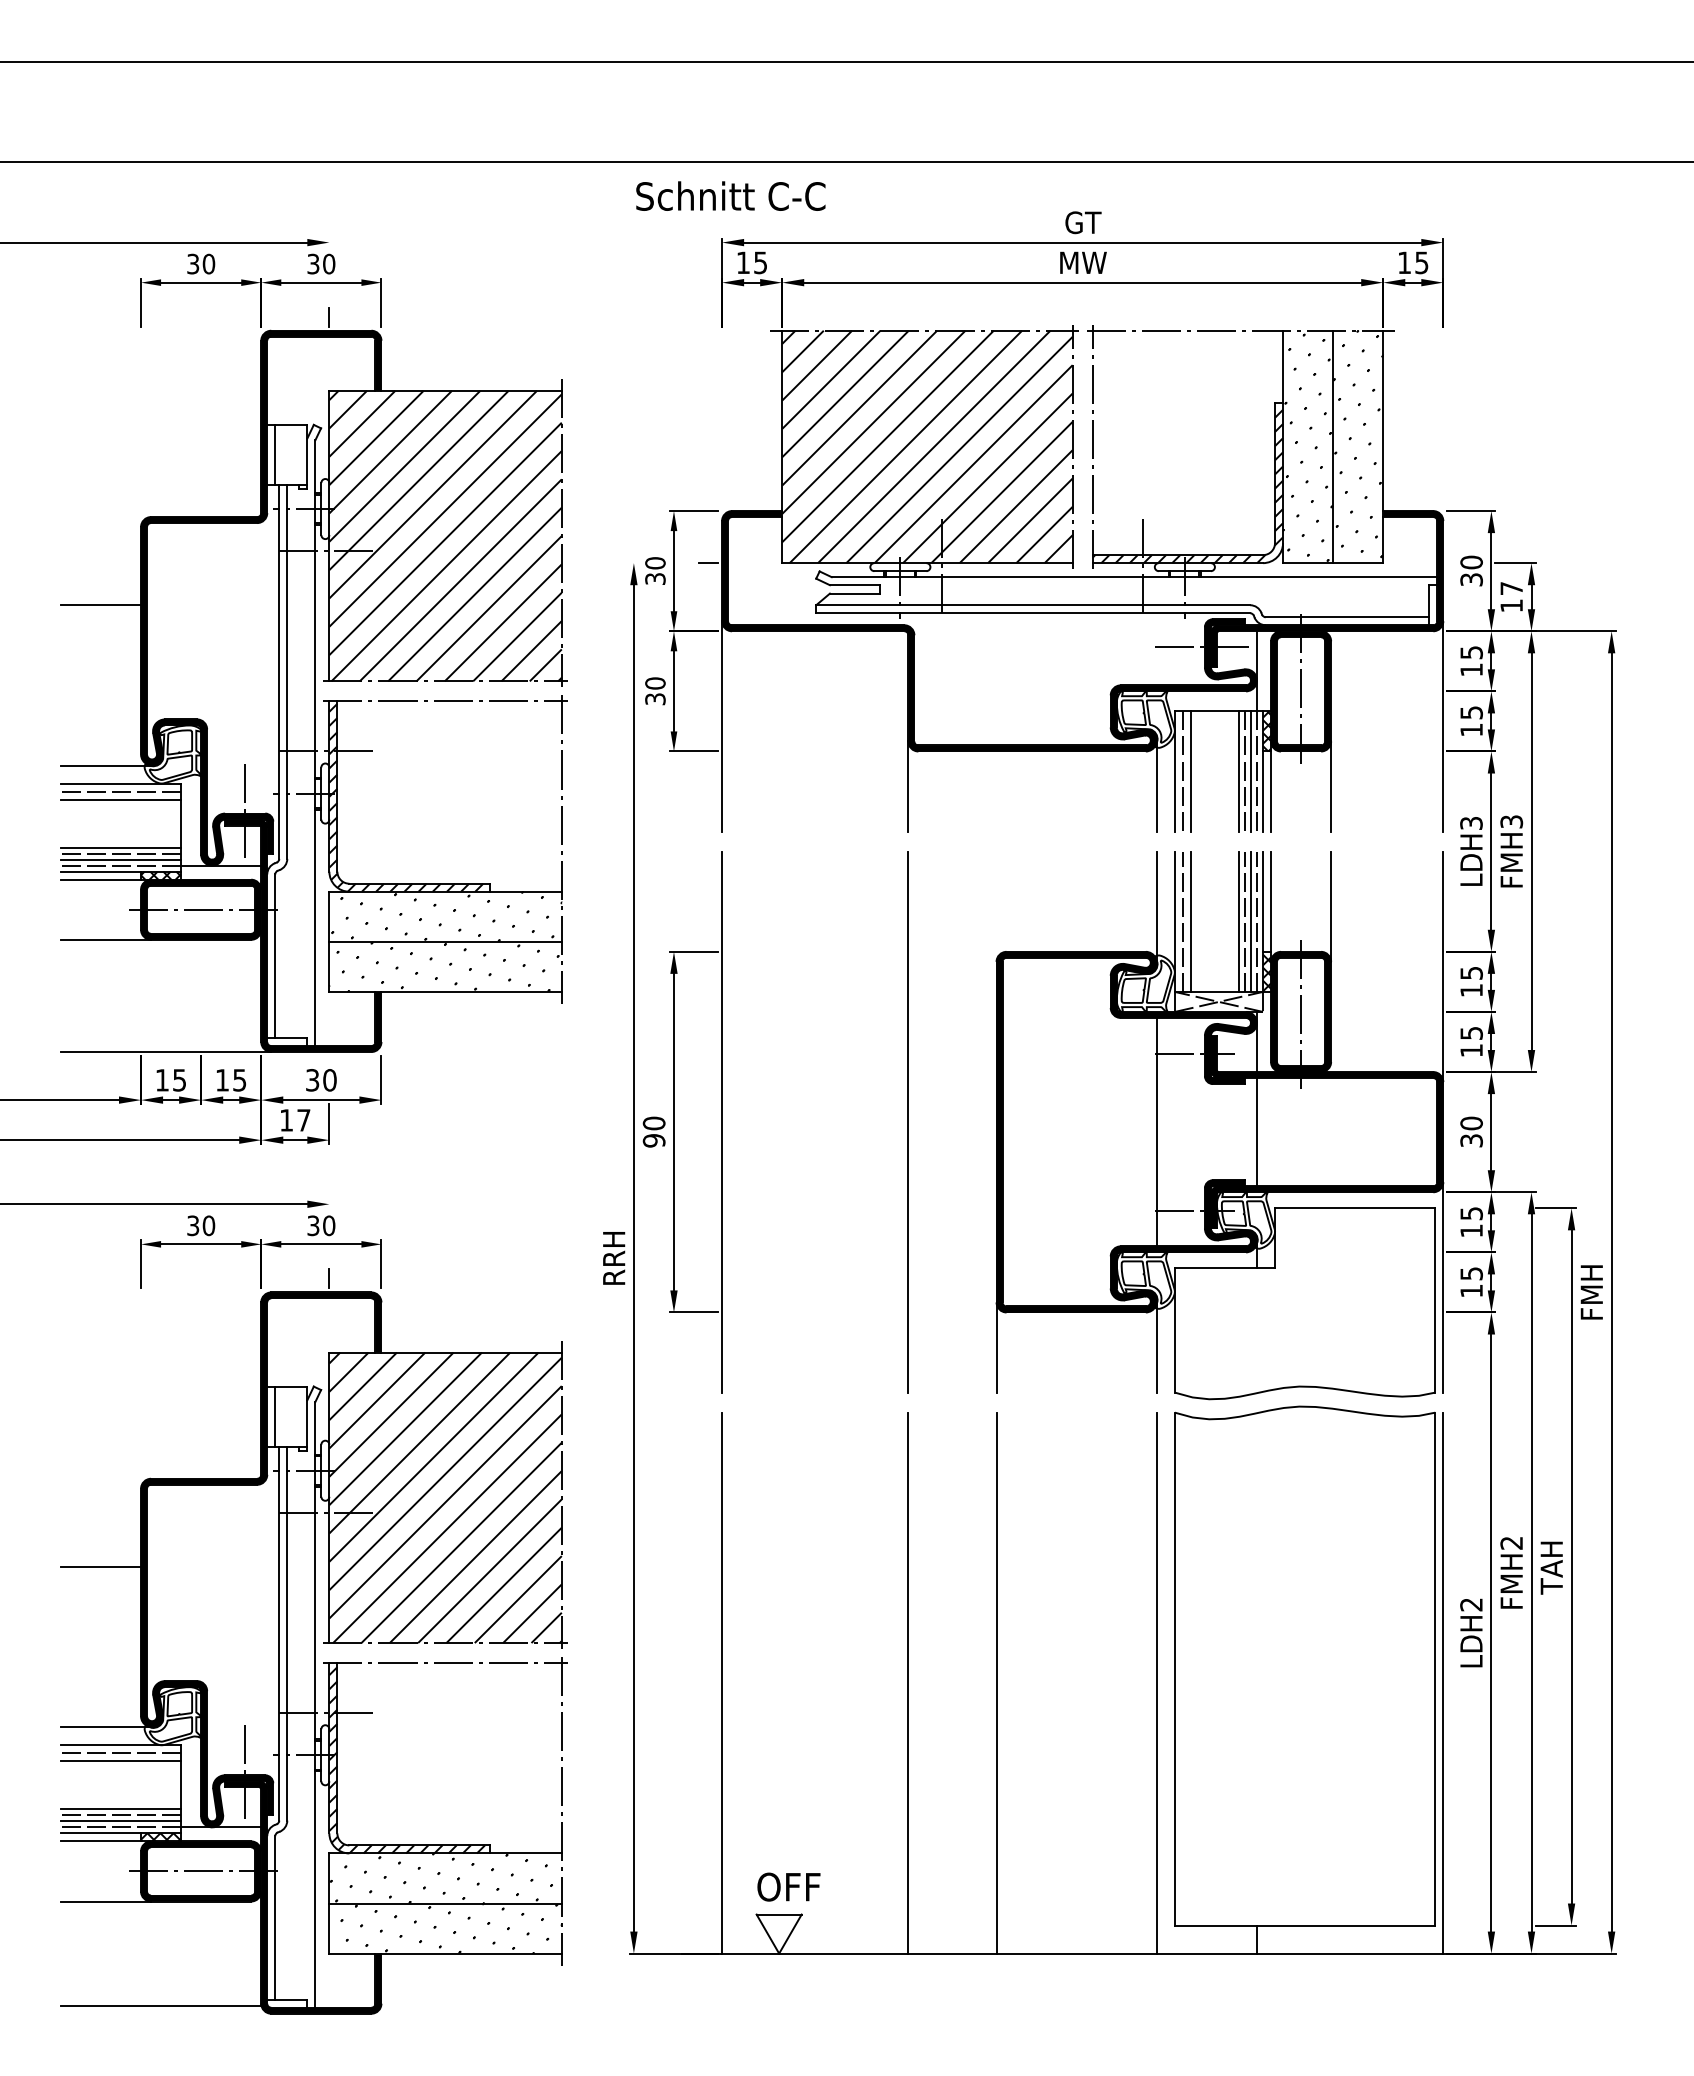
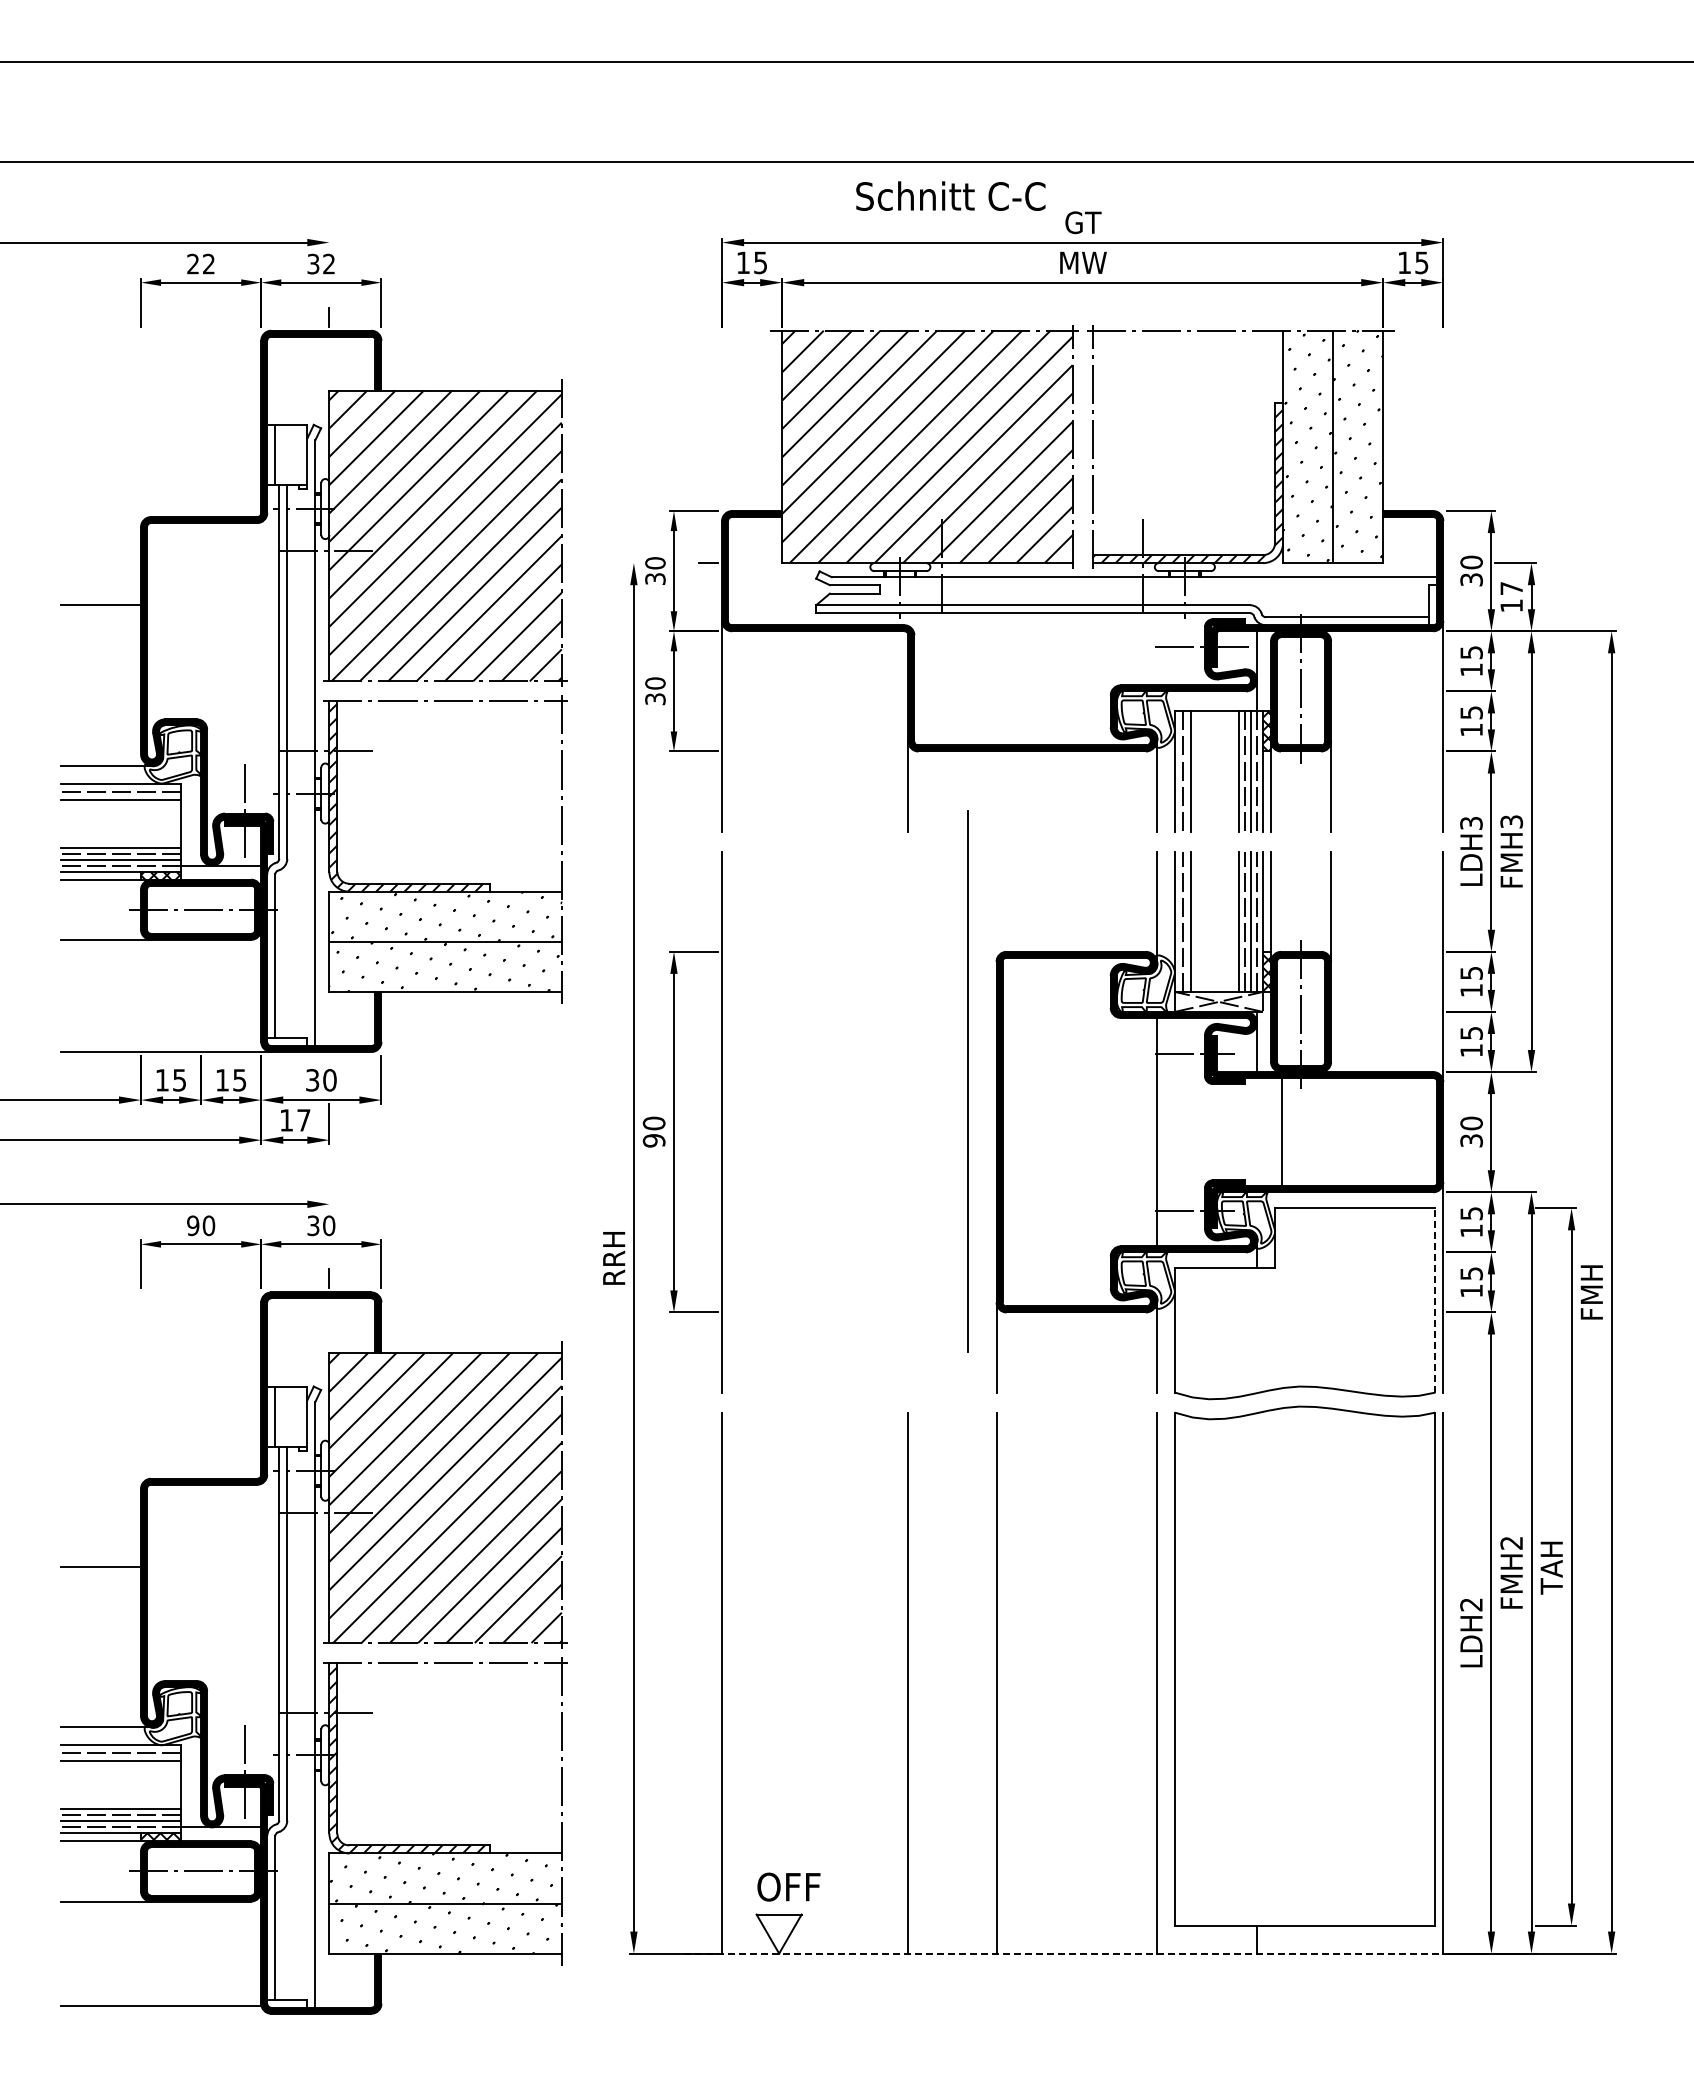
text position: (730, 195) -> (950, 195) (950, 195)
text: 30 -> 22 (201, 263)
text: 30 -> 32 (329, 263)
line position: (907, 1122) -> (967, 1081) (967, 1081)
line position: (1257, 1132) -> (1282, 1132) (1282, 1132)
text: 30 -> 90 (193, 1225)
line: solid -> dashed (1435, 1299)
line: solid -> dashed (1082, 1953)
